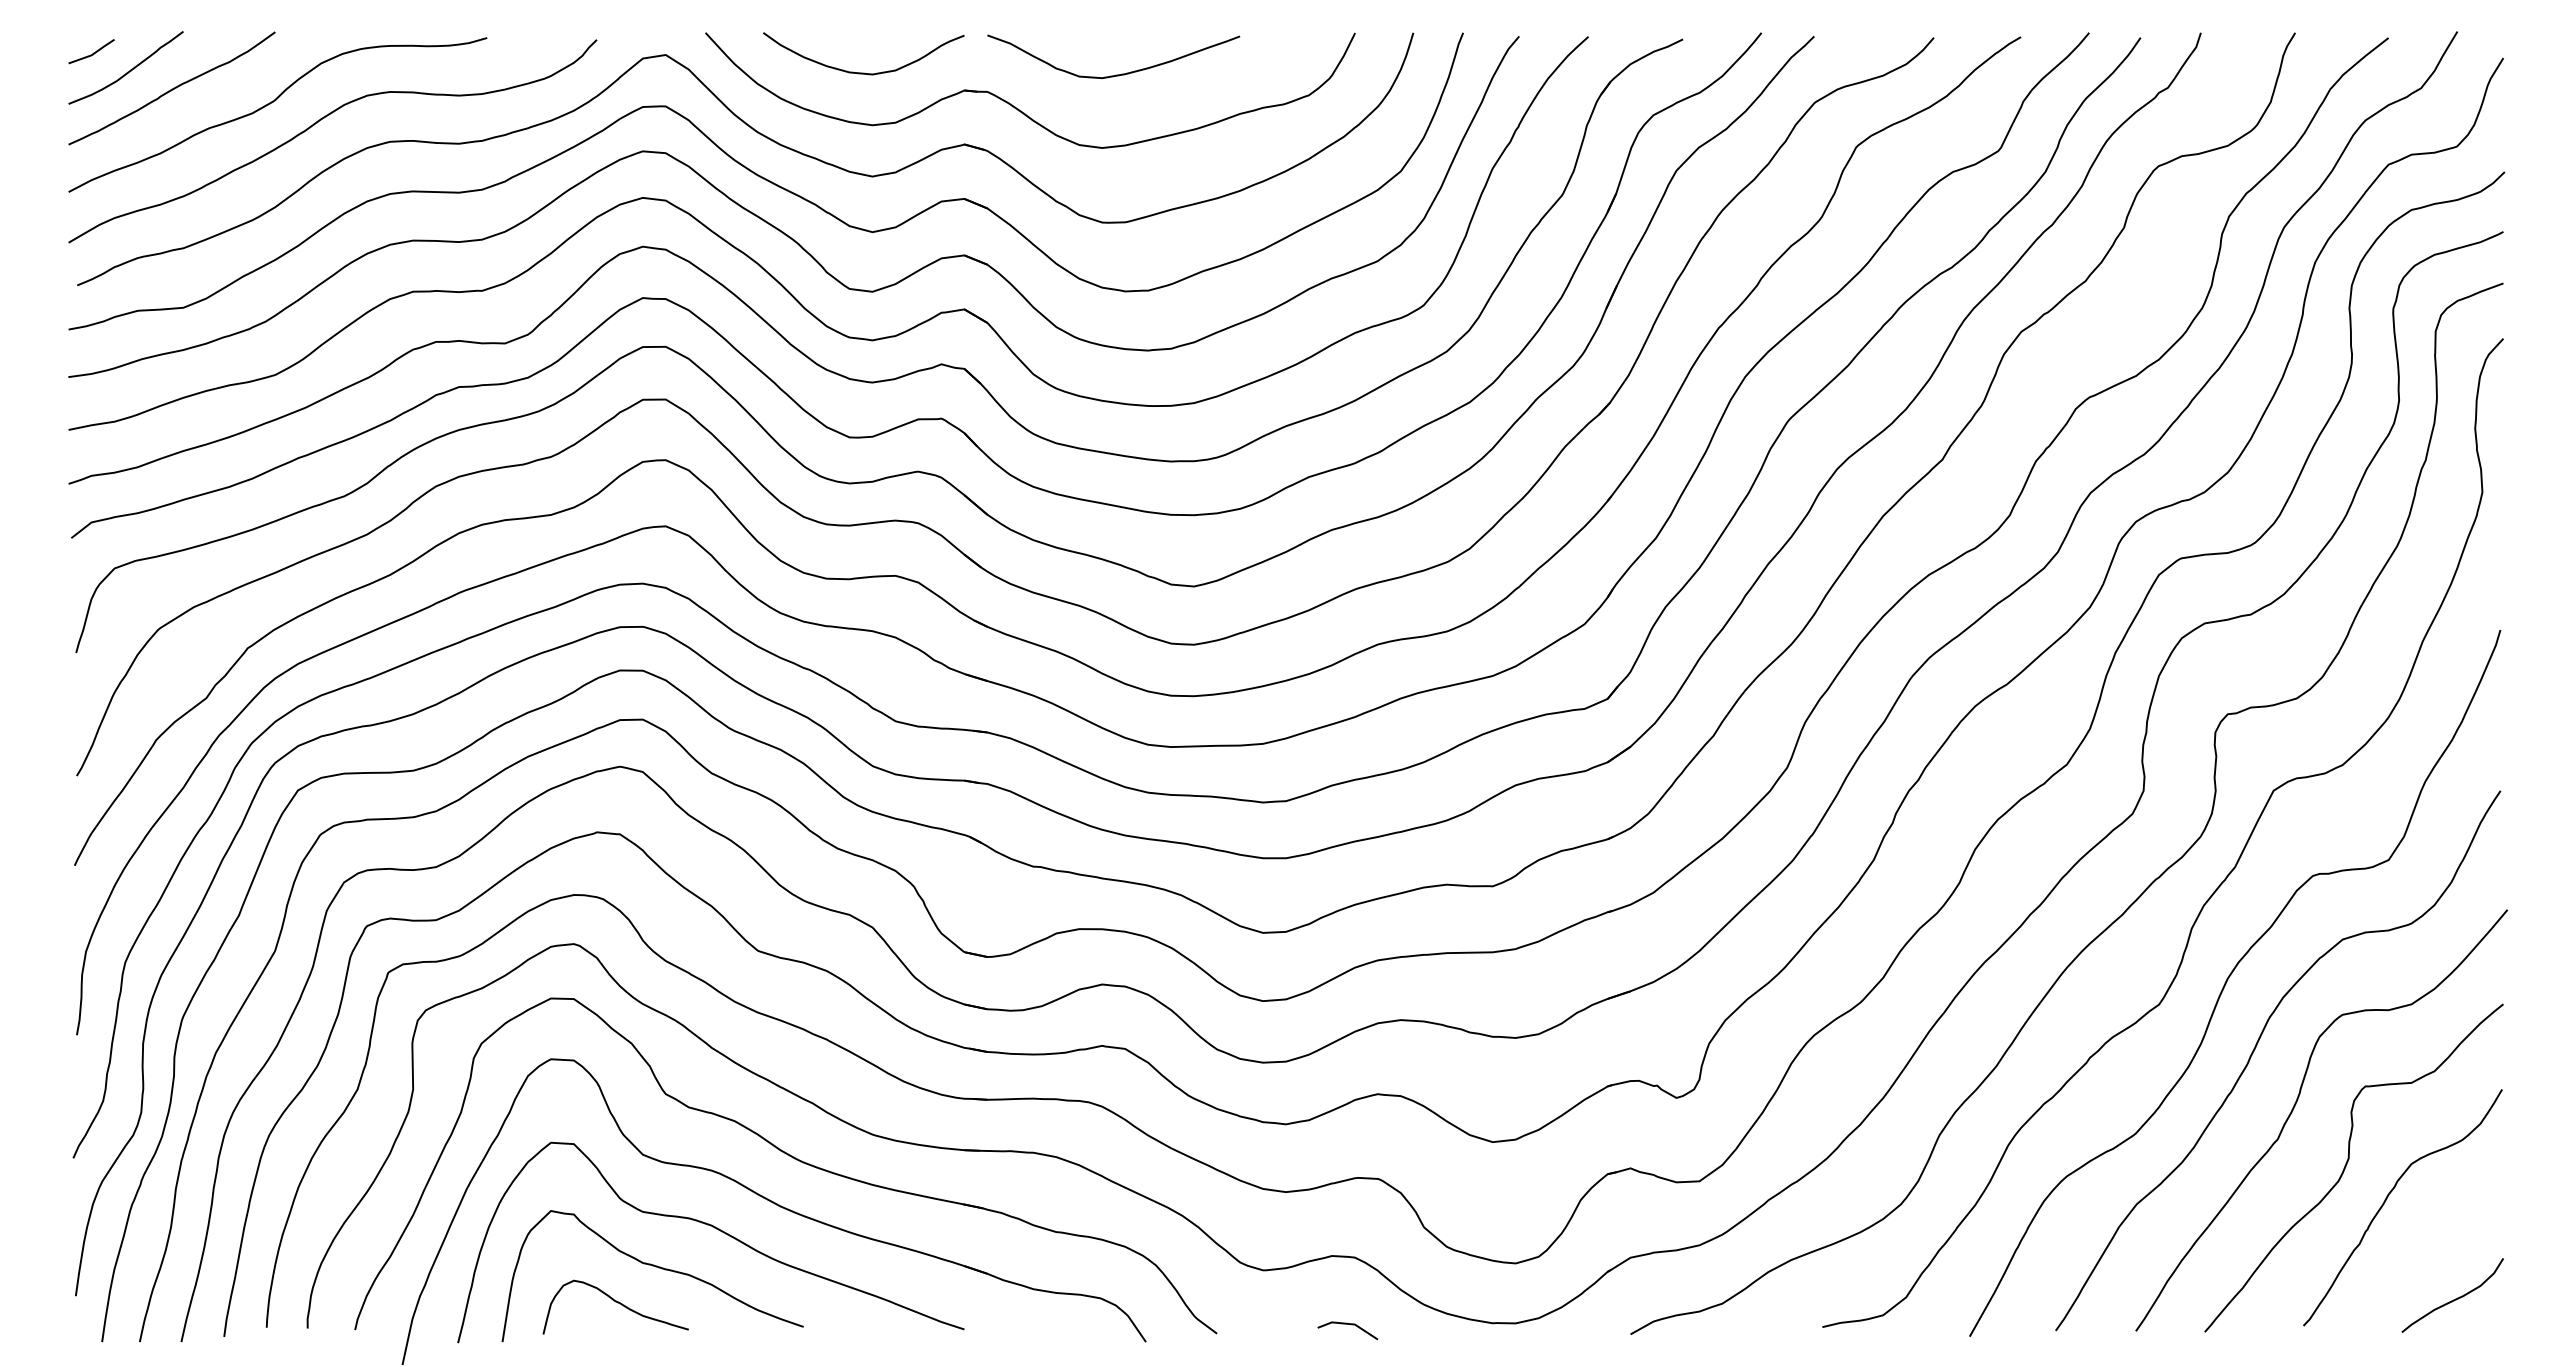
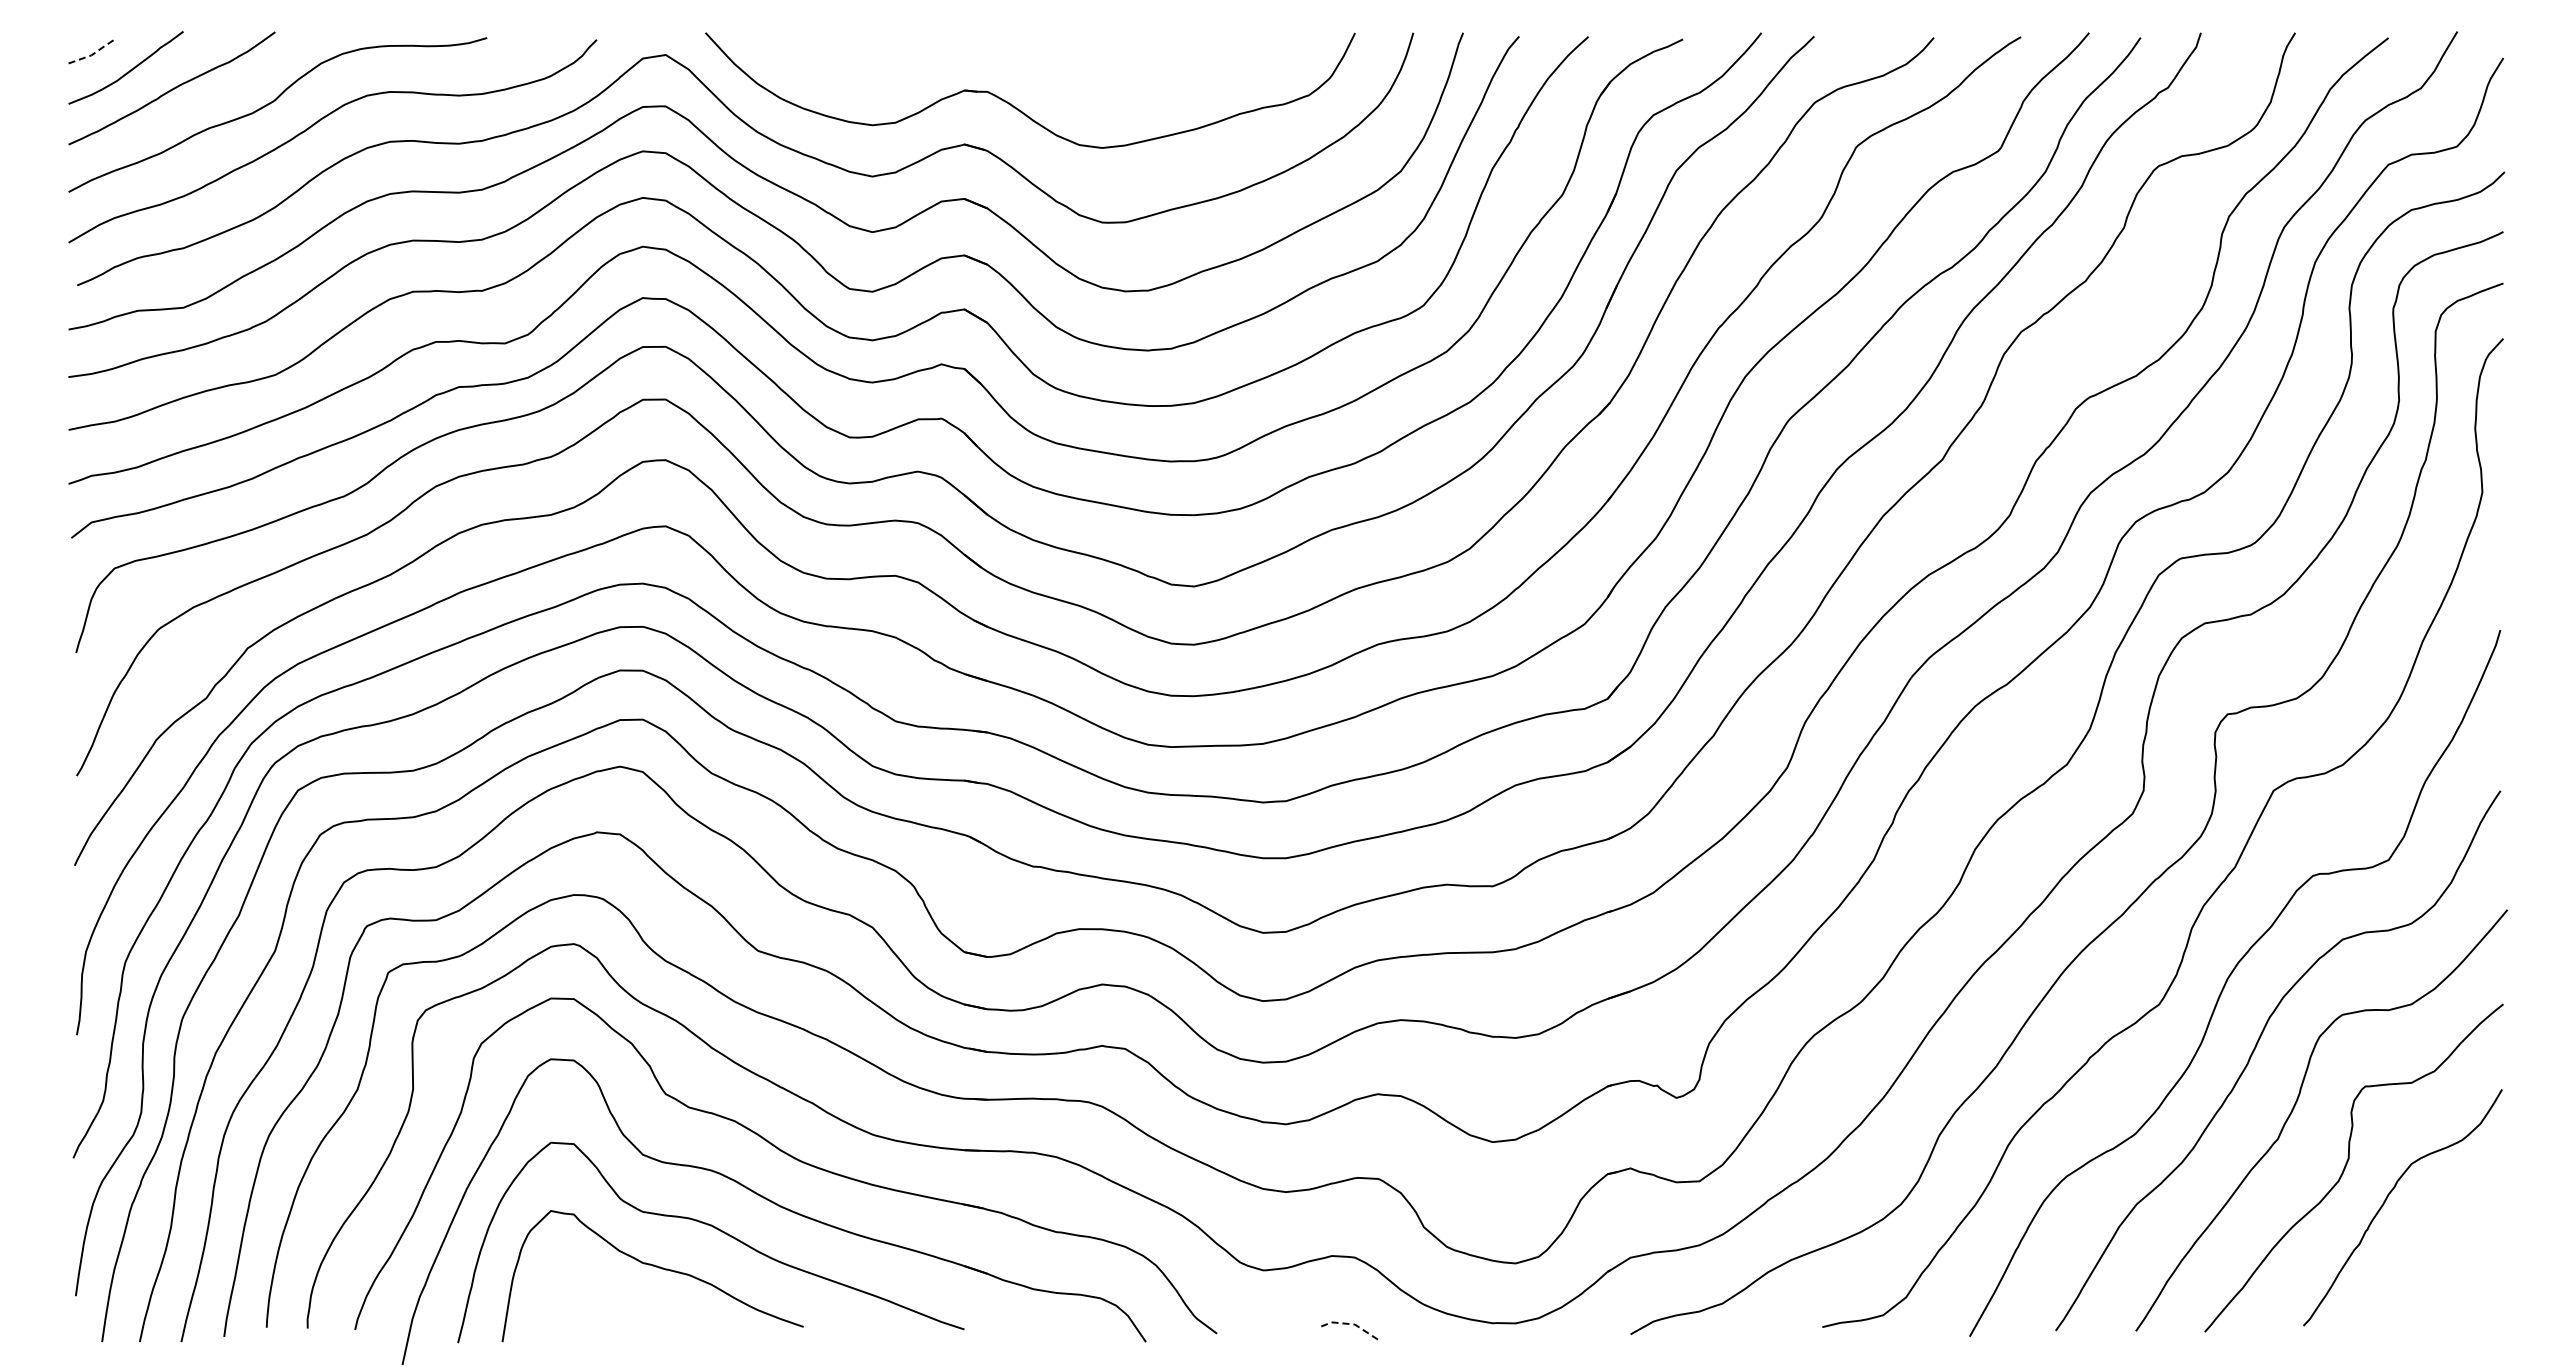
line: solid -> dashed (93, 54)
curve: present -> none (863, 72)
curve: present -> none (1116, 74)
curve: present -> none (2453, 1299)
curve: present -> none (617, 1303)
line: solid -> dashed (1349, 1324)
